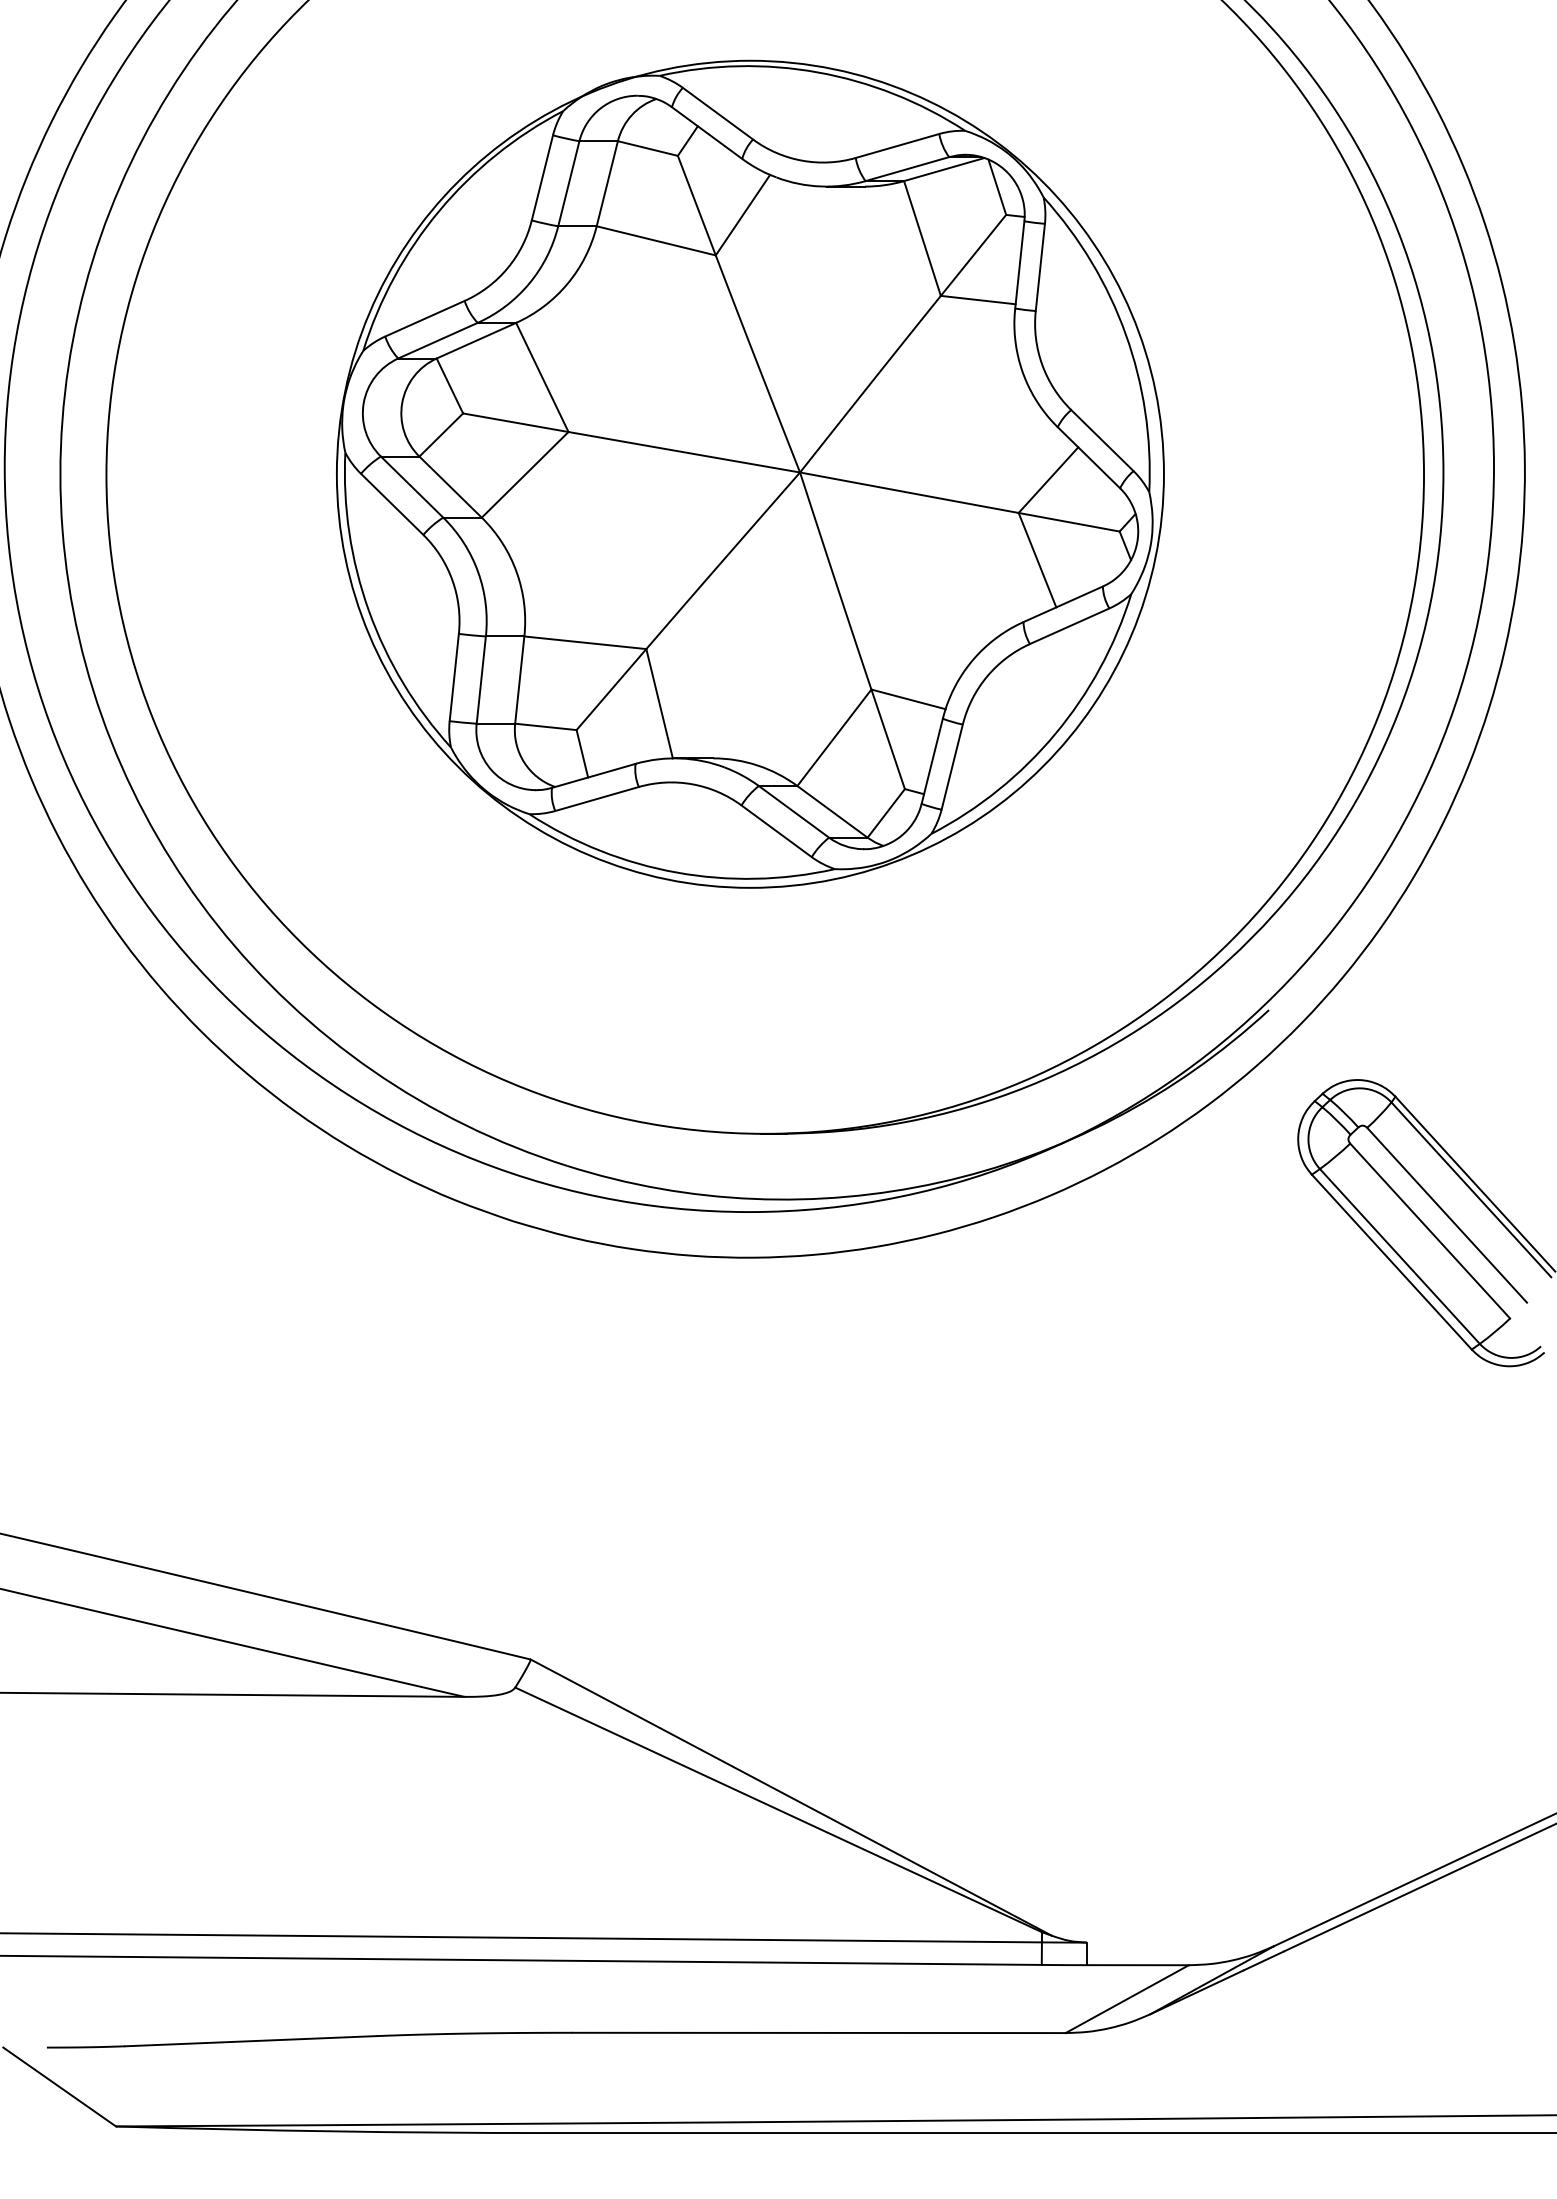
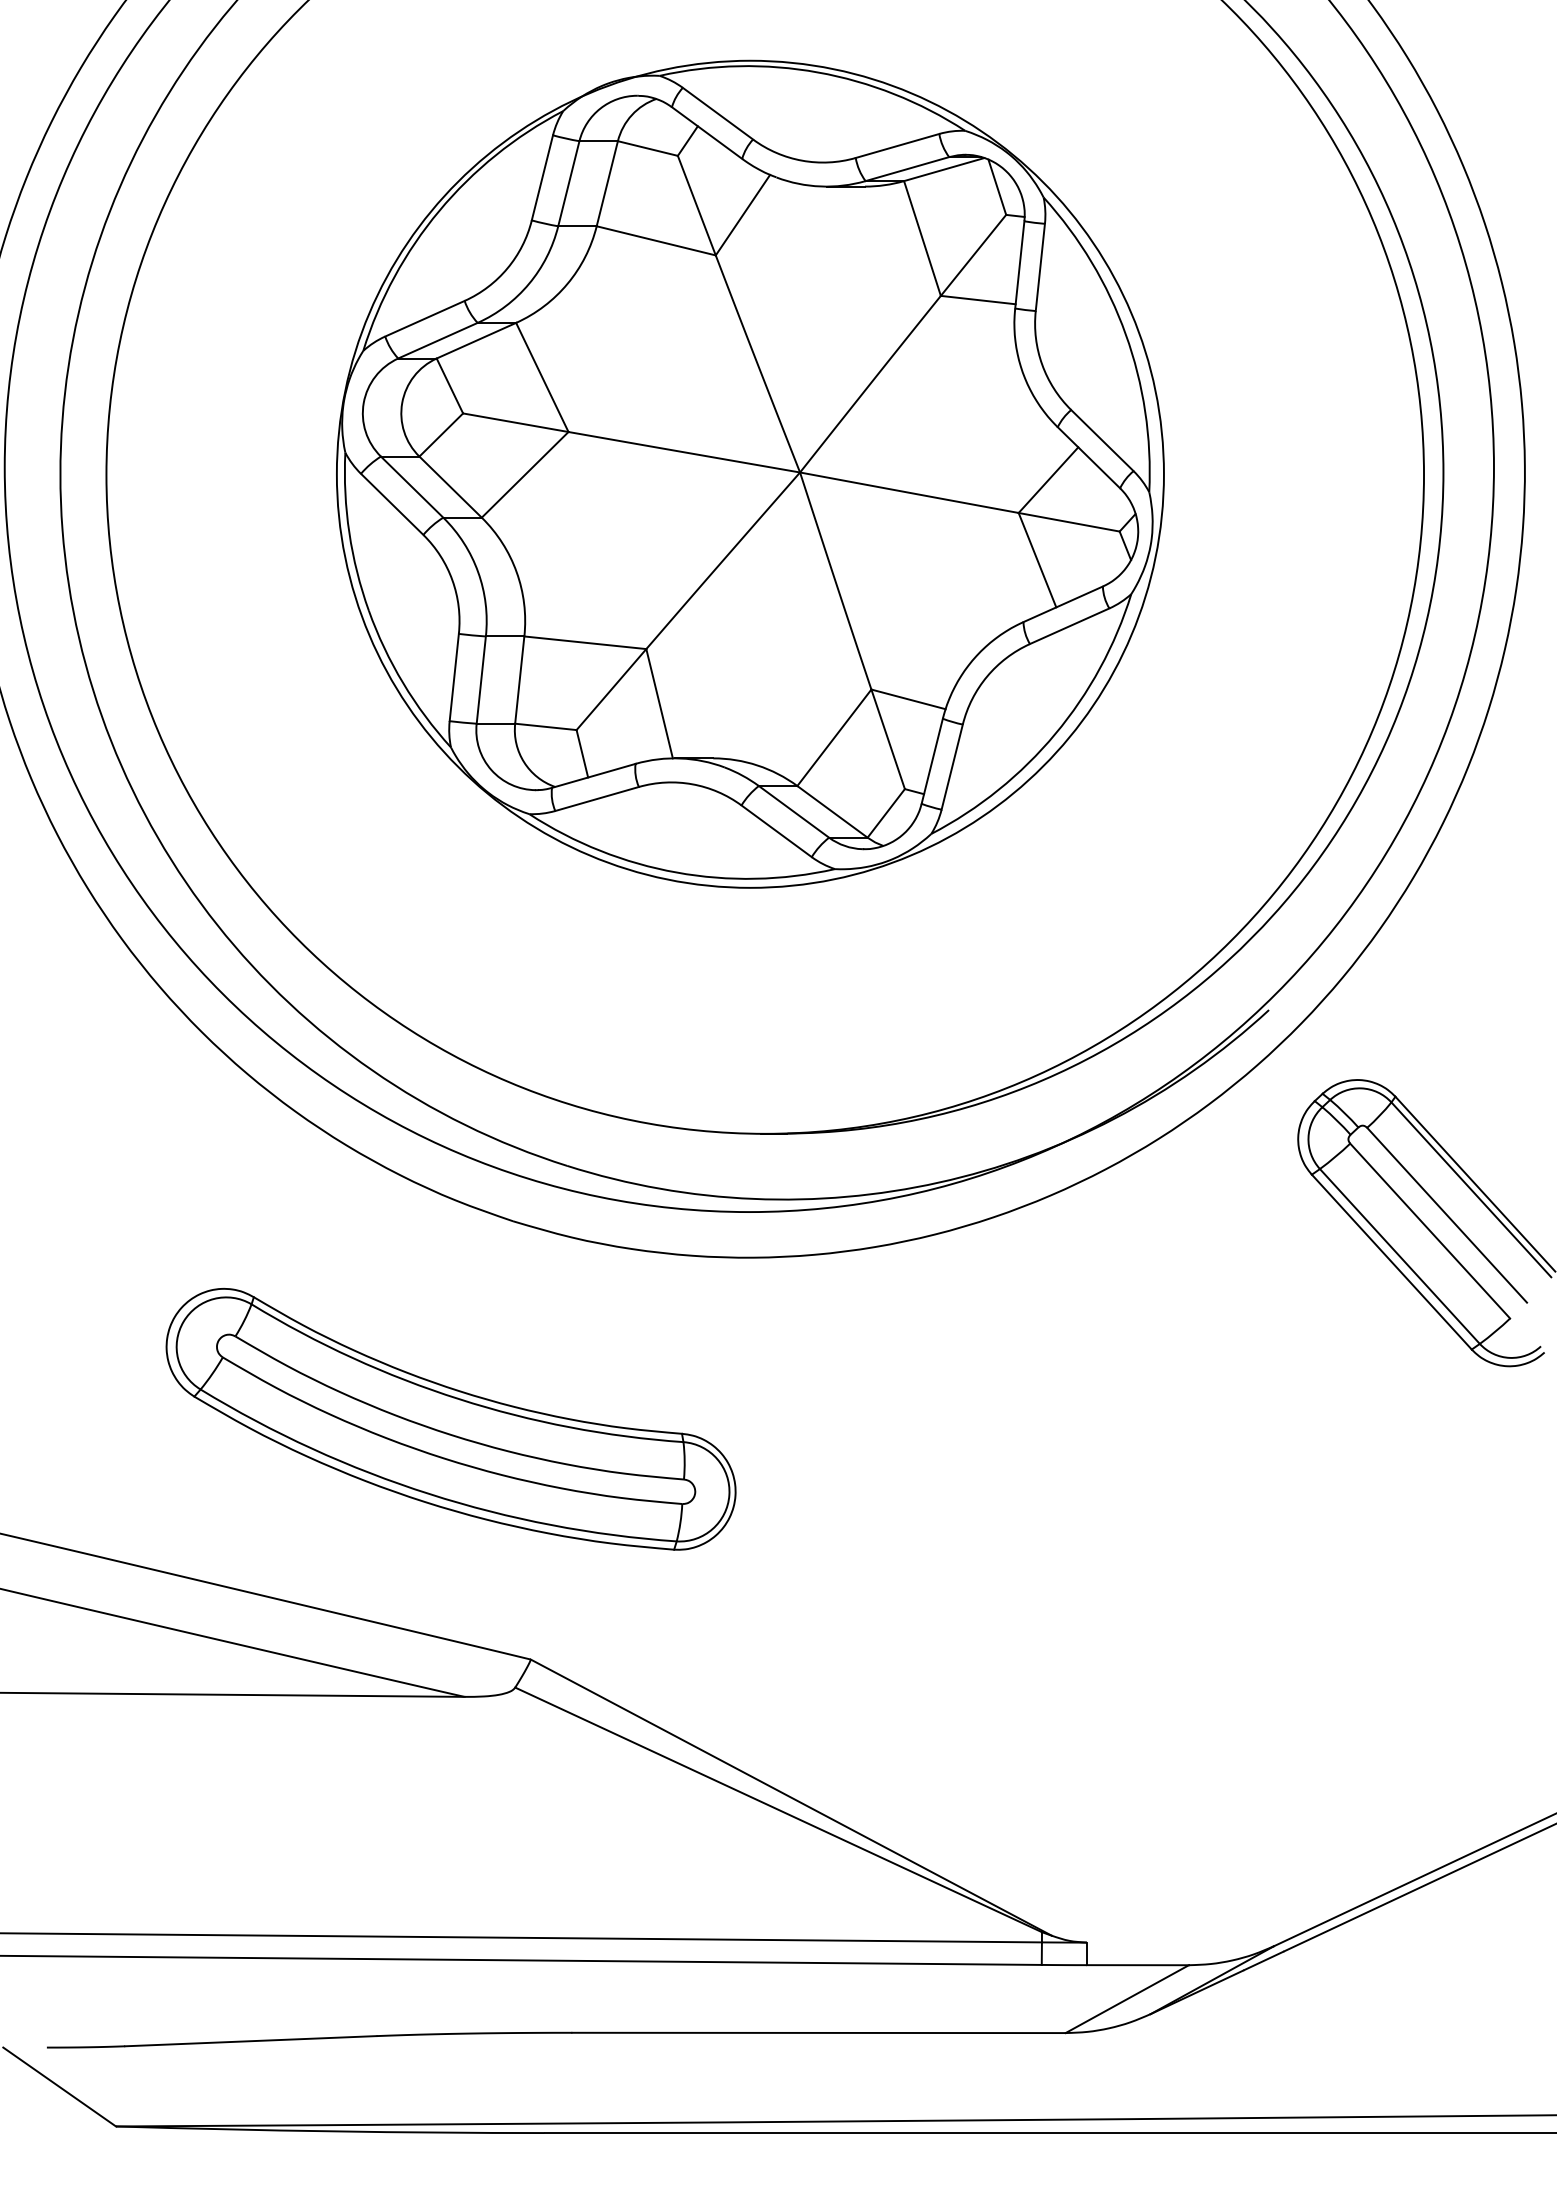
part: none -> present (450, 1419)
